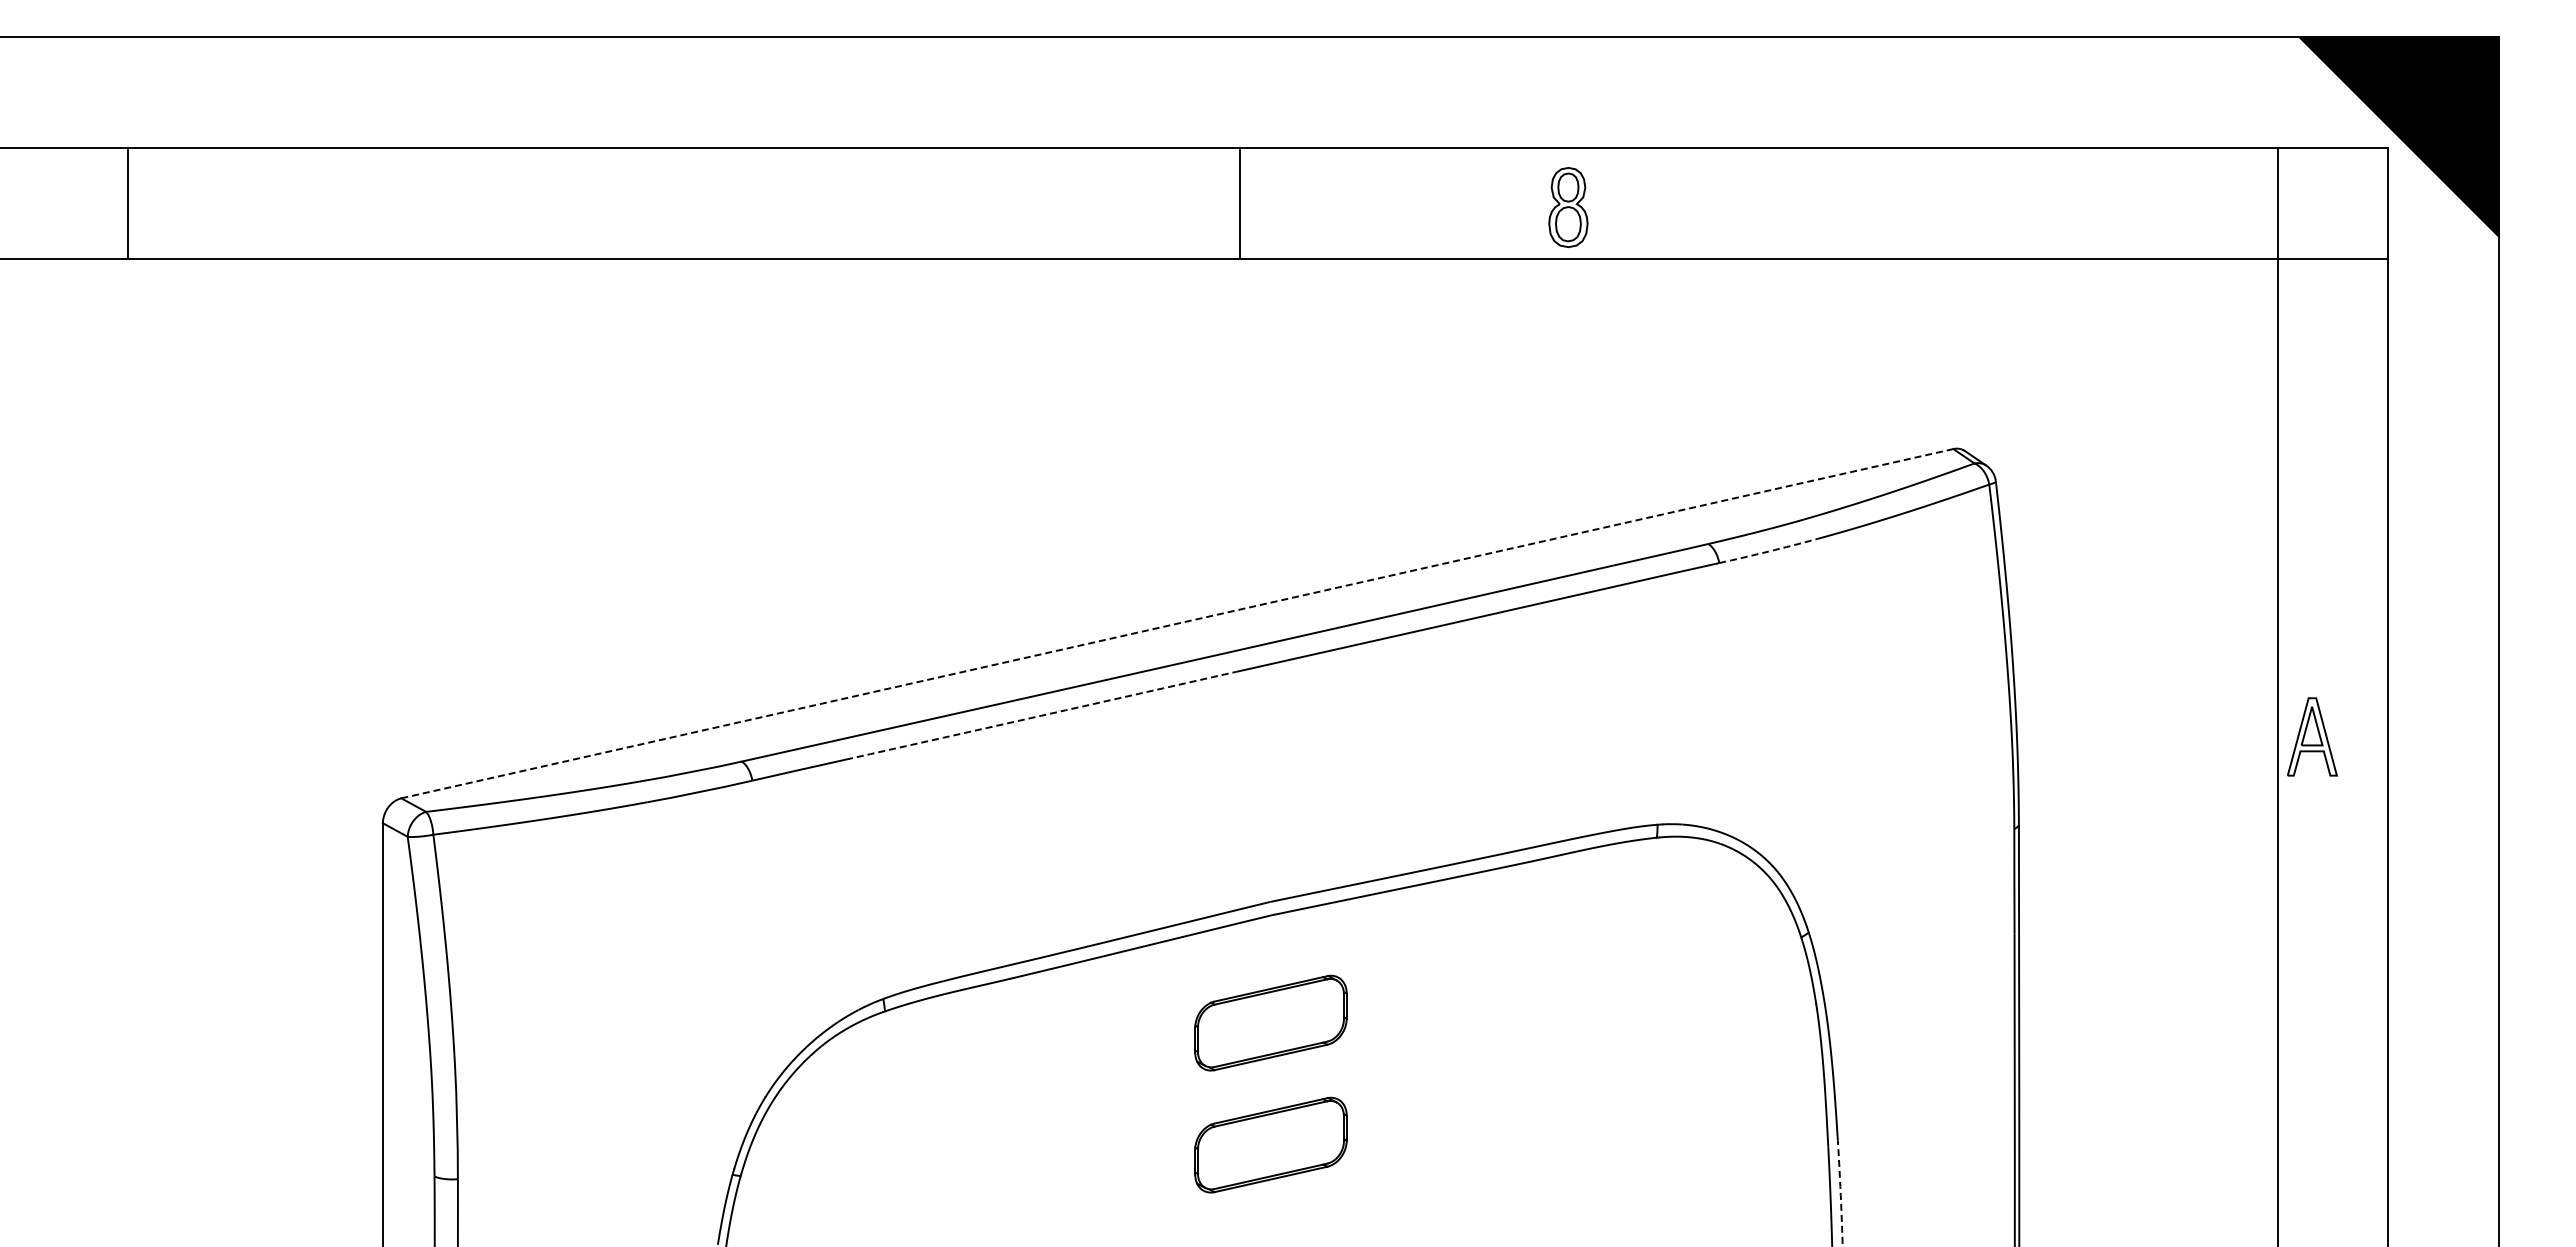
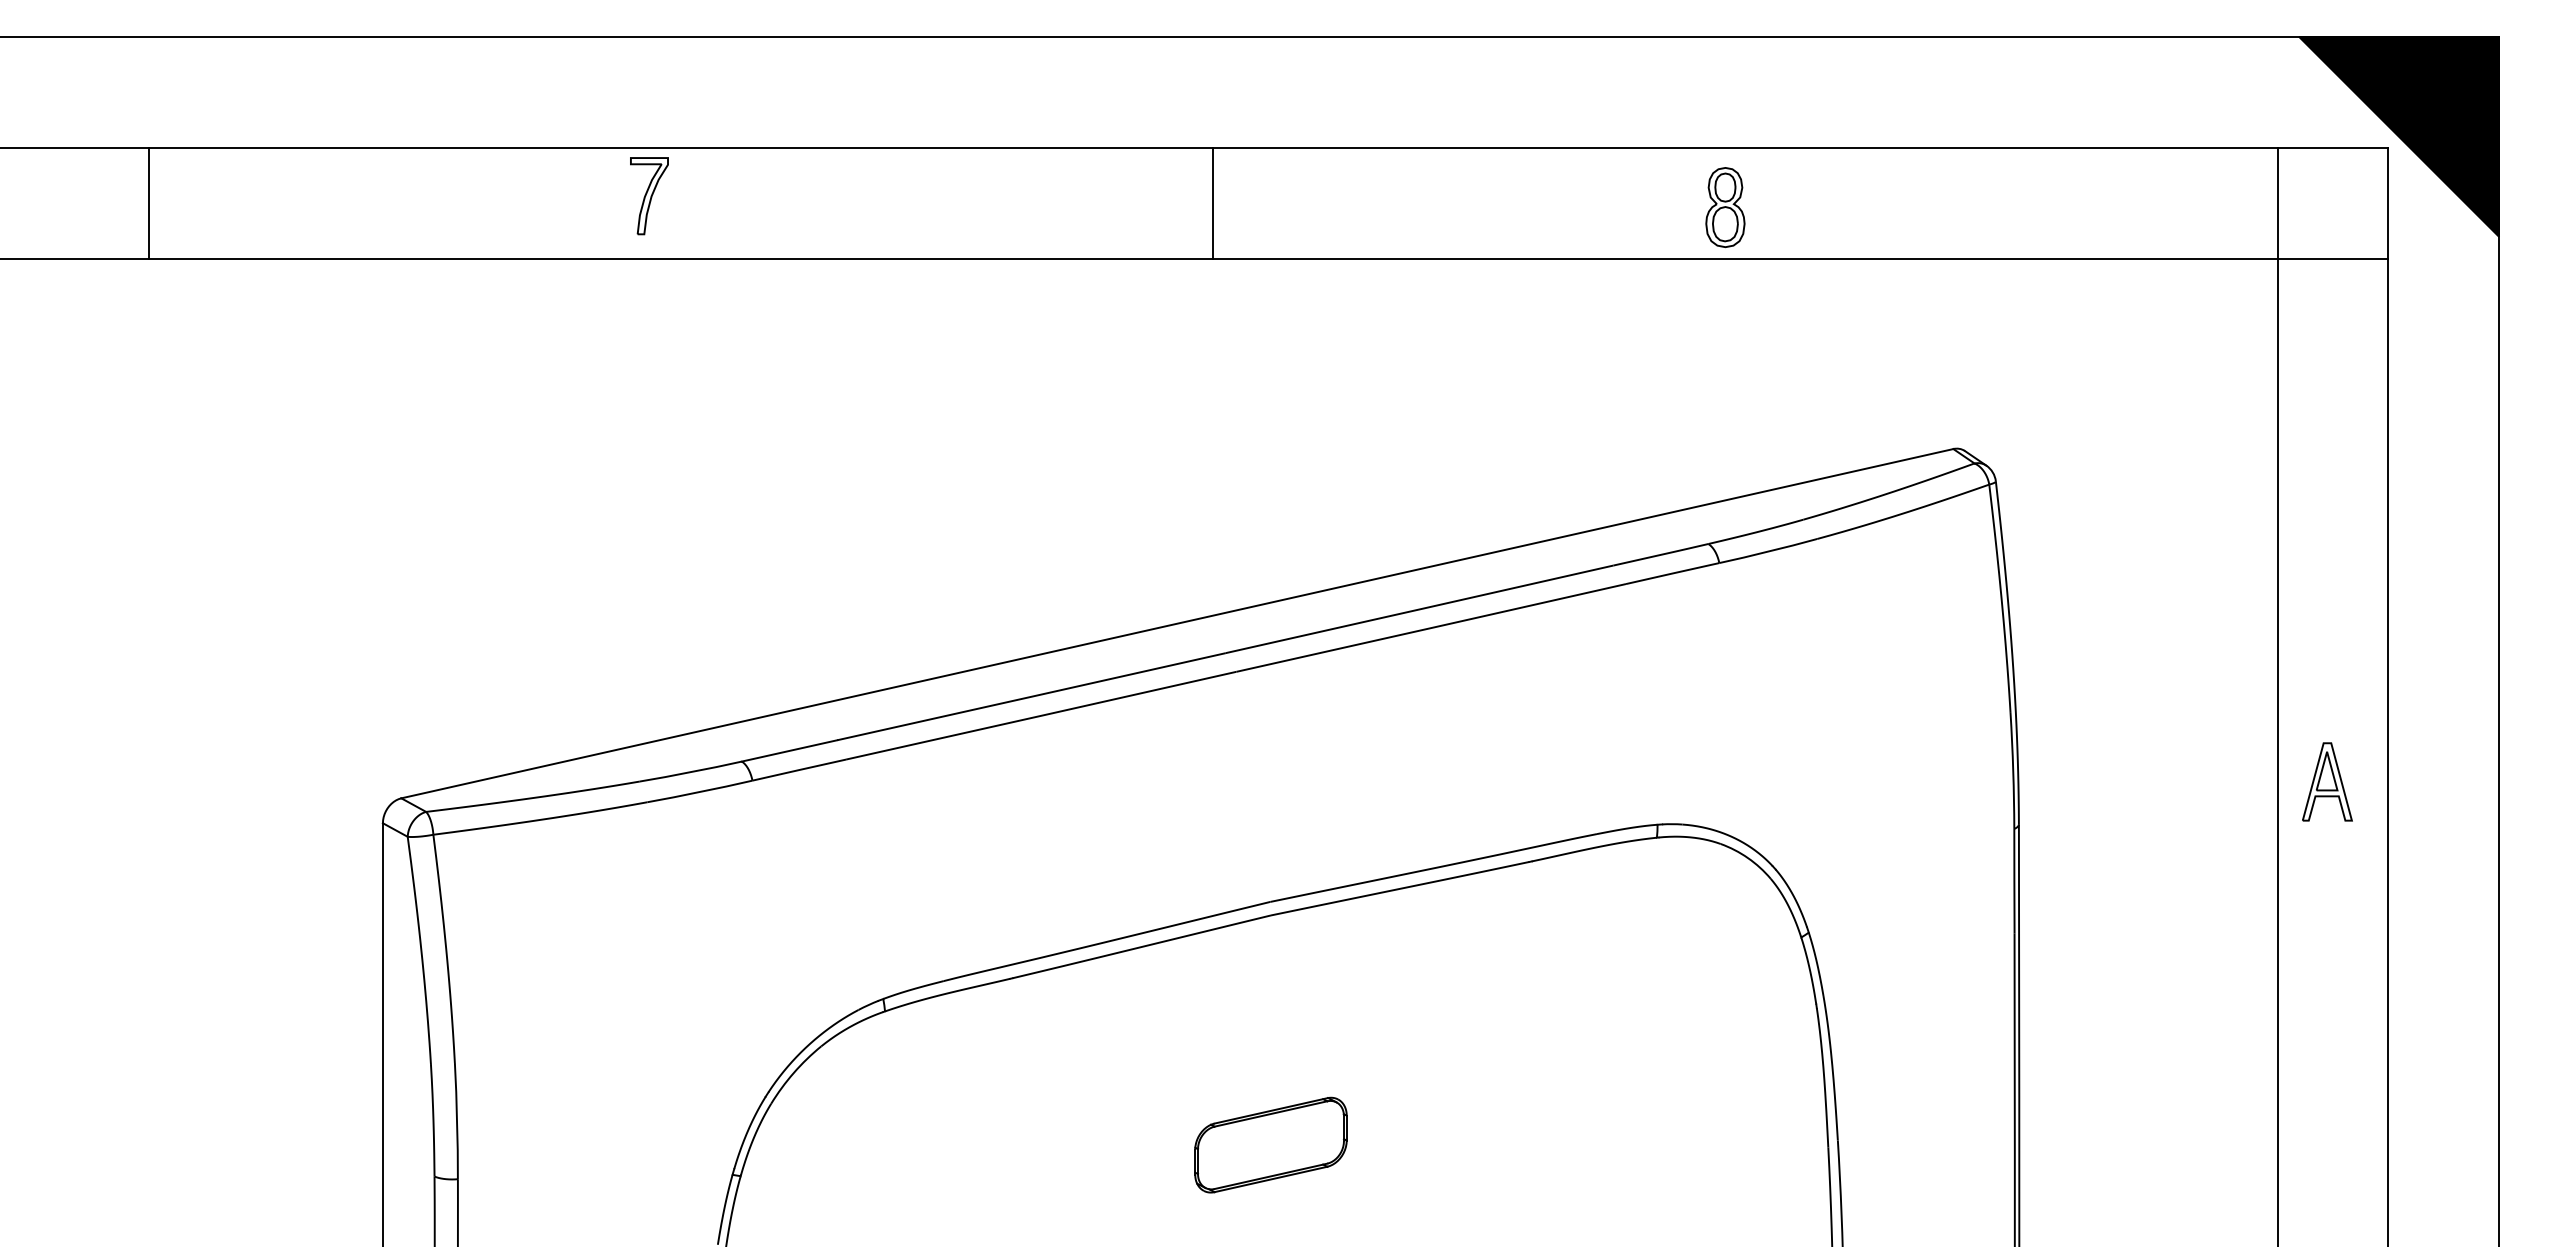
part: none -> present (649, 196)
line position: (127, 202) -> (148, 202) (148, 202)
line position: (1240, 202) -> (1213, 202) (1213, 202)
part position: (1568, 207) -> (1725, 207) (1725, 207)
arc: dashed -> solid (1768, 551)
line: dashed -> solid (1177, 623)
arc: dashed -> solid (1041, 715)
part position: (2312, 736) -> (2327, 781) (2327, 781)
part: present -> none (1270, 1022)
arc: dashed -> solid (1840, 1193)
